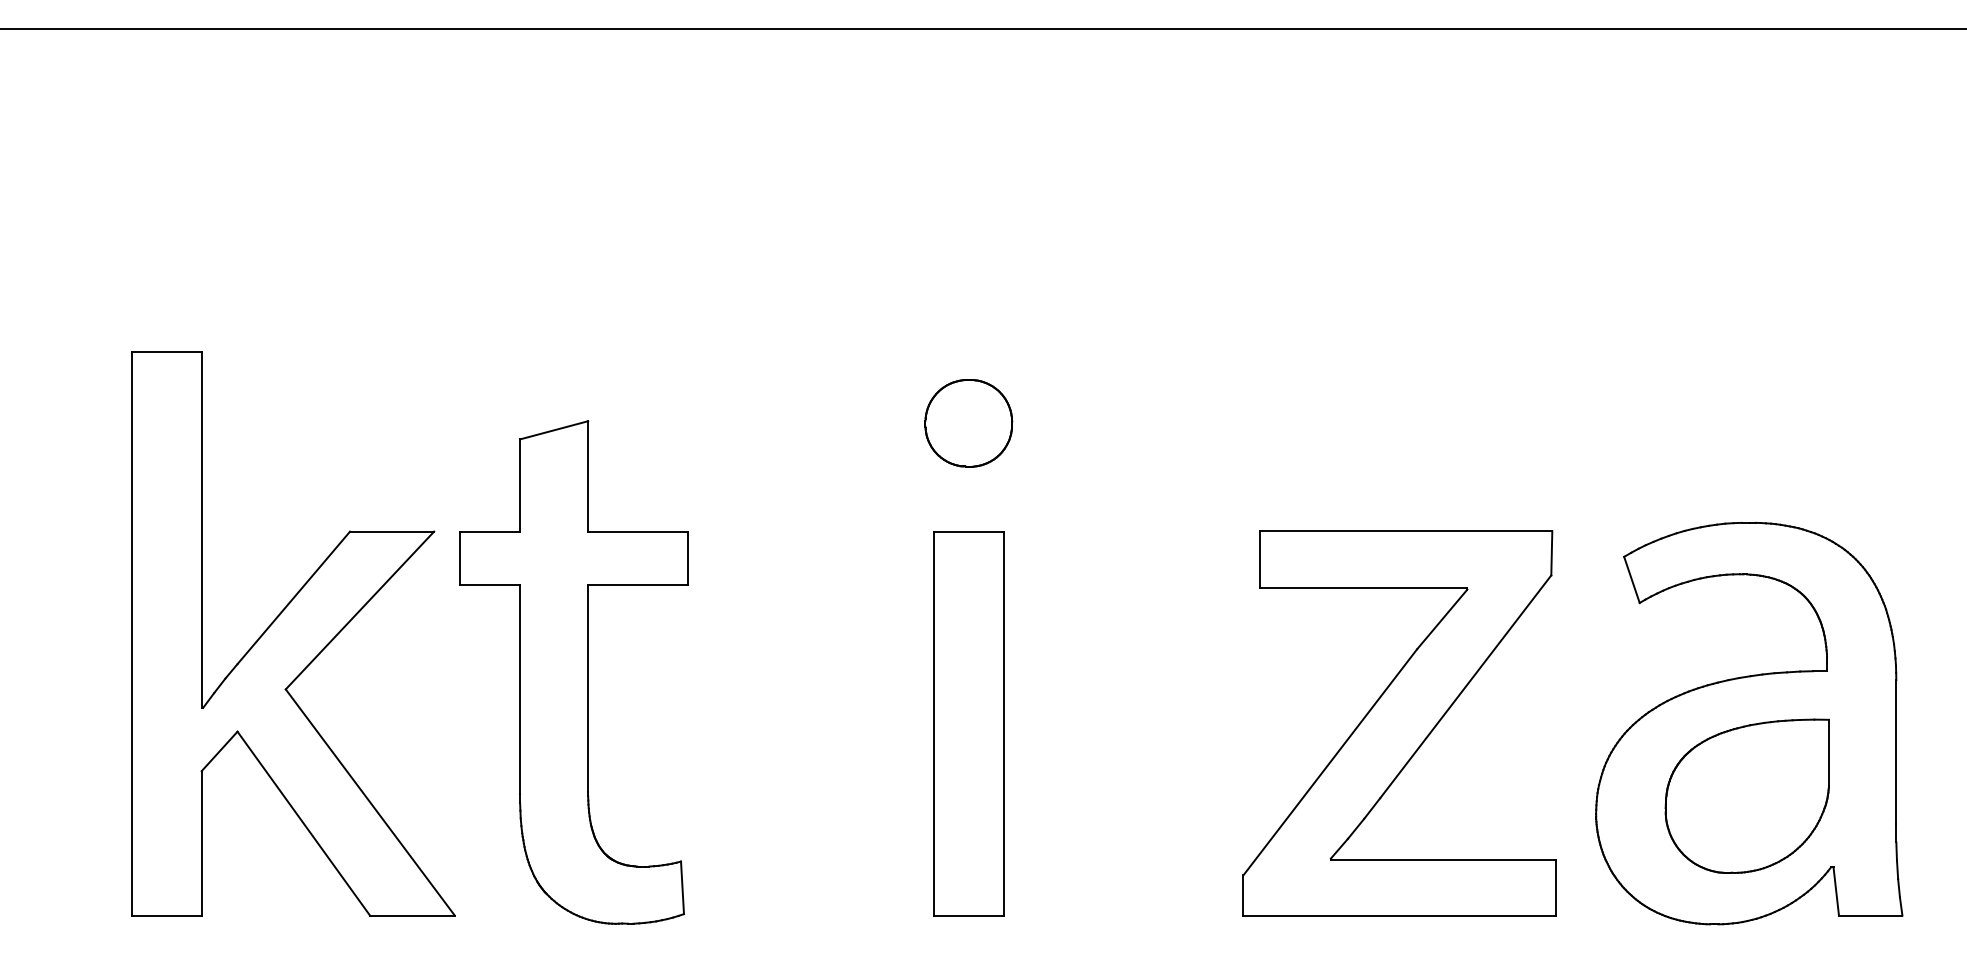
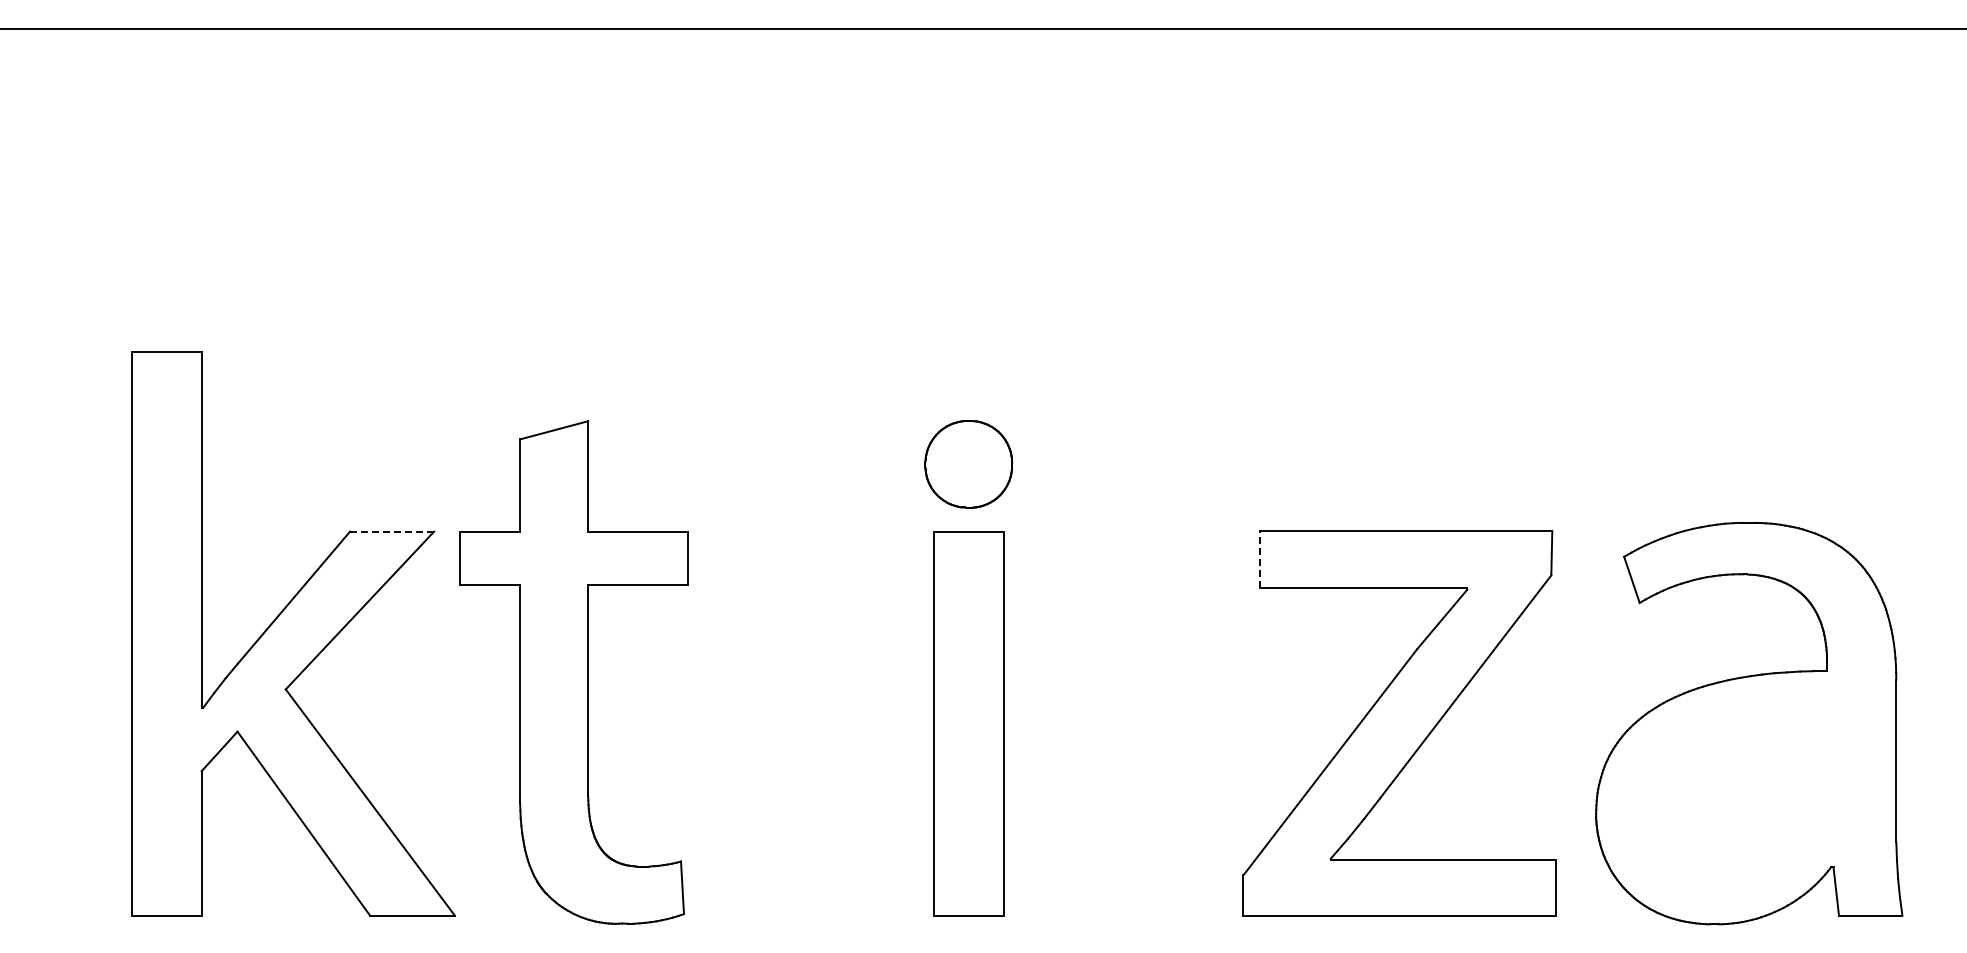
part position: (968, 423) -> (968, 464) (968, 464)
line: solid -> dashed (392, 531)
line: solid -> dashed (1259, 559)
part: present -> none (1746, 795)
